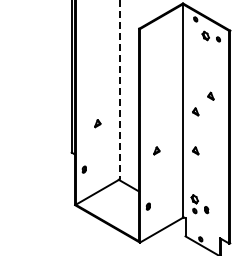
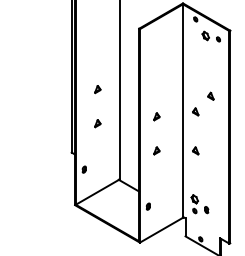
part: none -> present (97, 89)
line: dashed -> solid (119, 90)
part: none -> present (156, 116)
